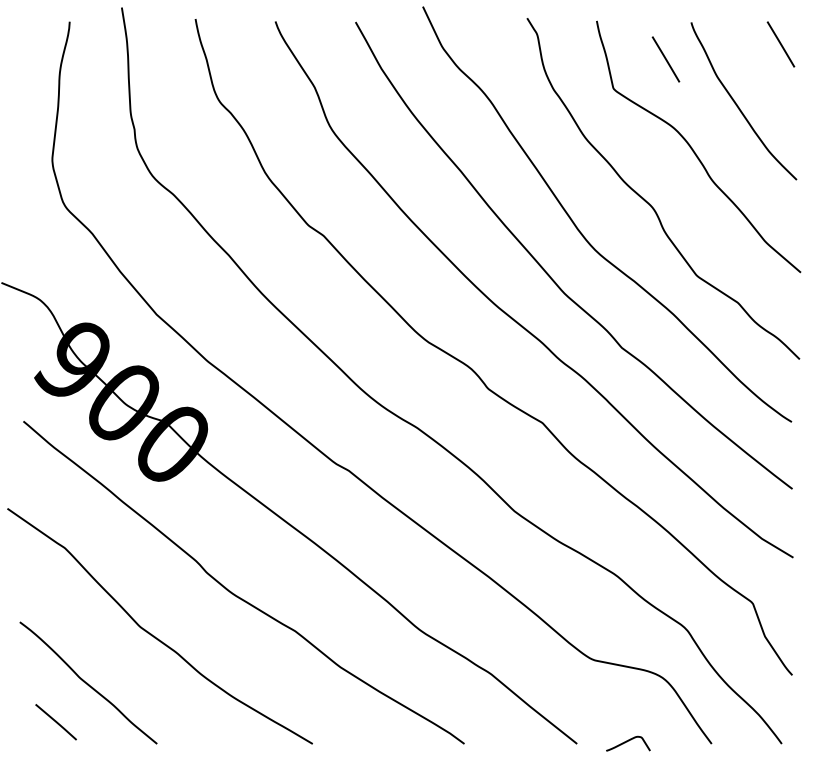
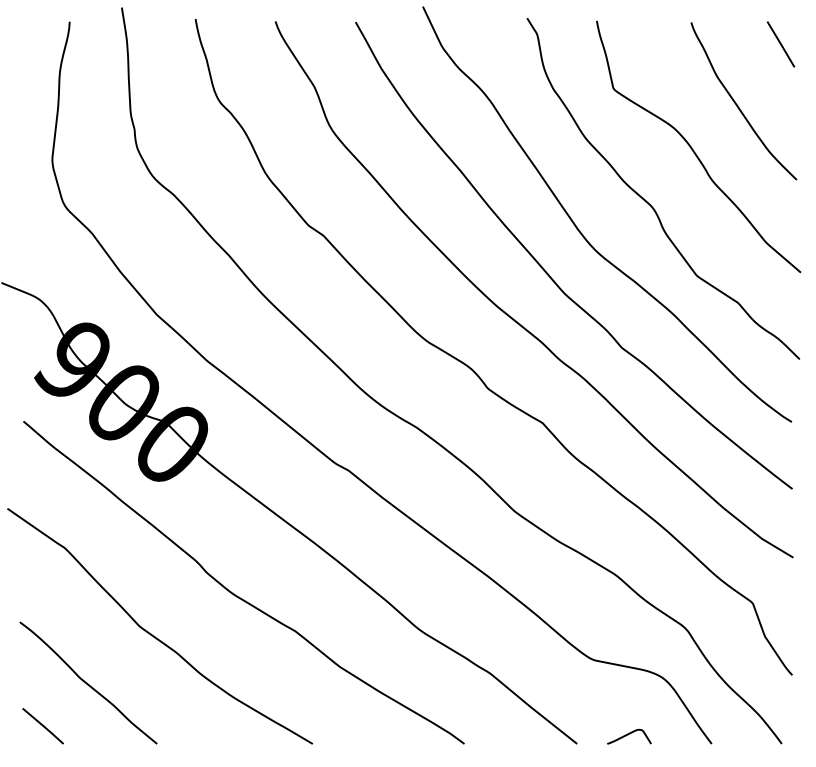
line: present -> none (665, 59)
line position: (55, 722) -> (42, 726) (42, 726)
curve position: (627, 742) -> (628, 735) (628, 735)
